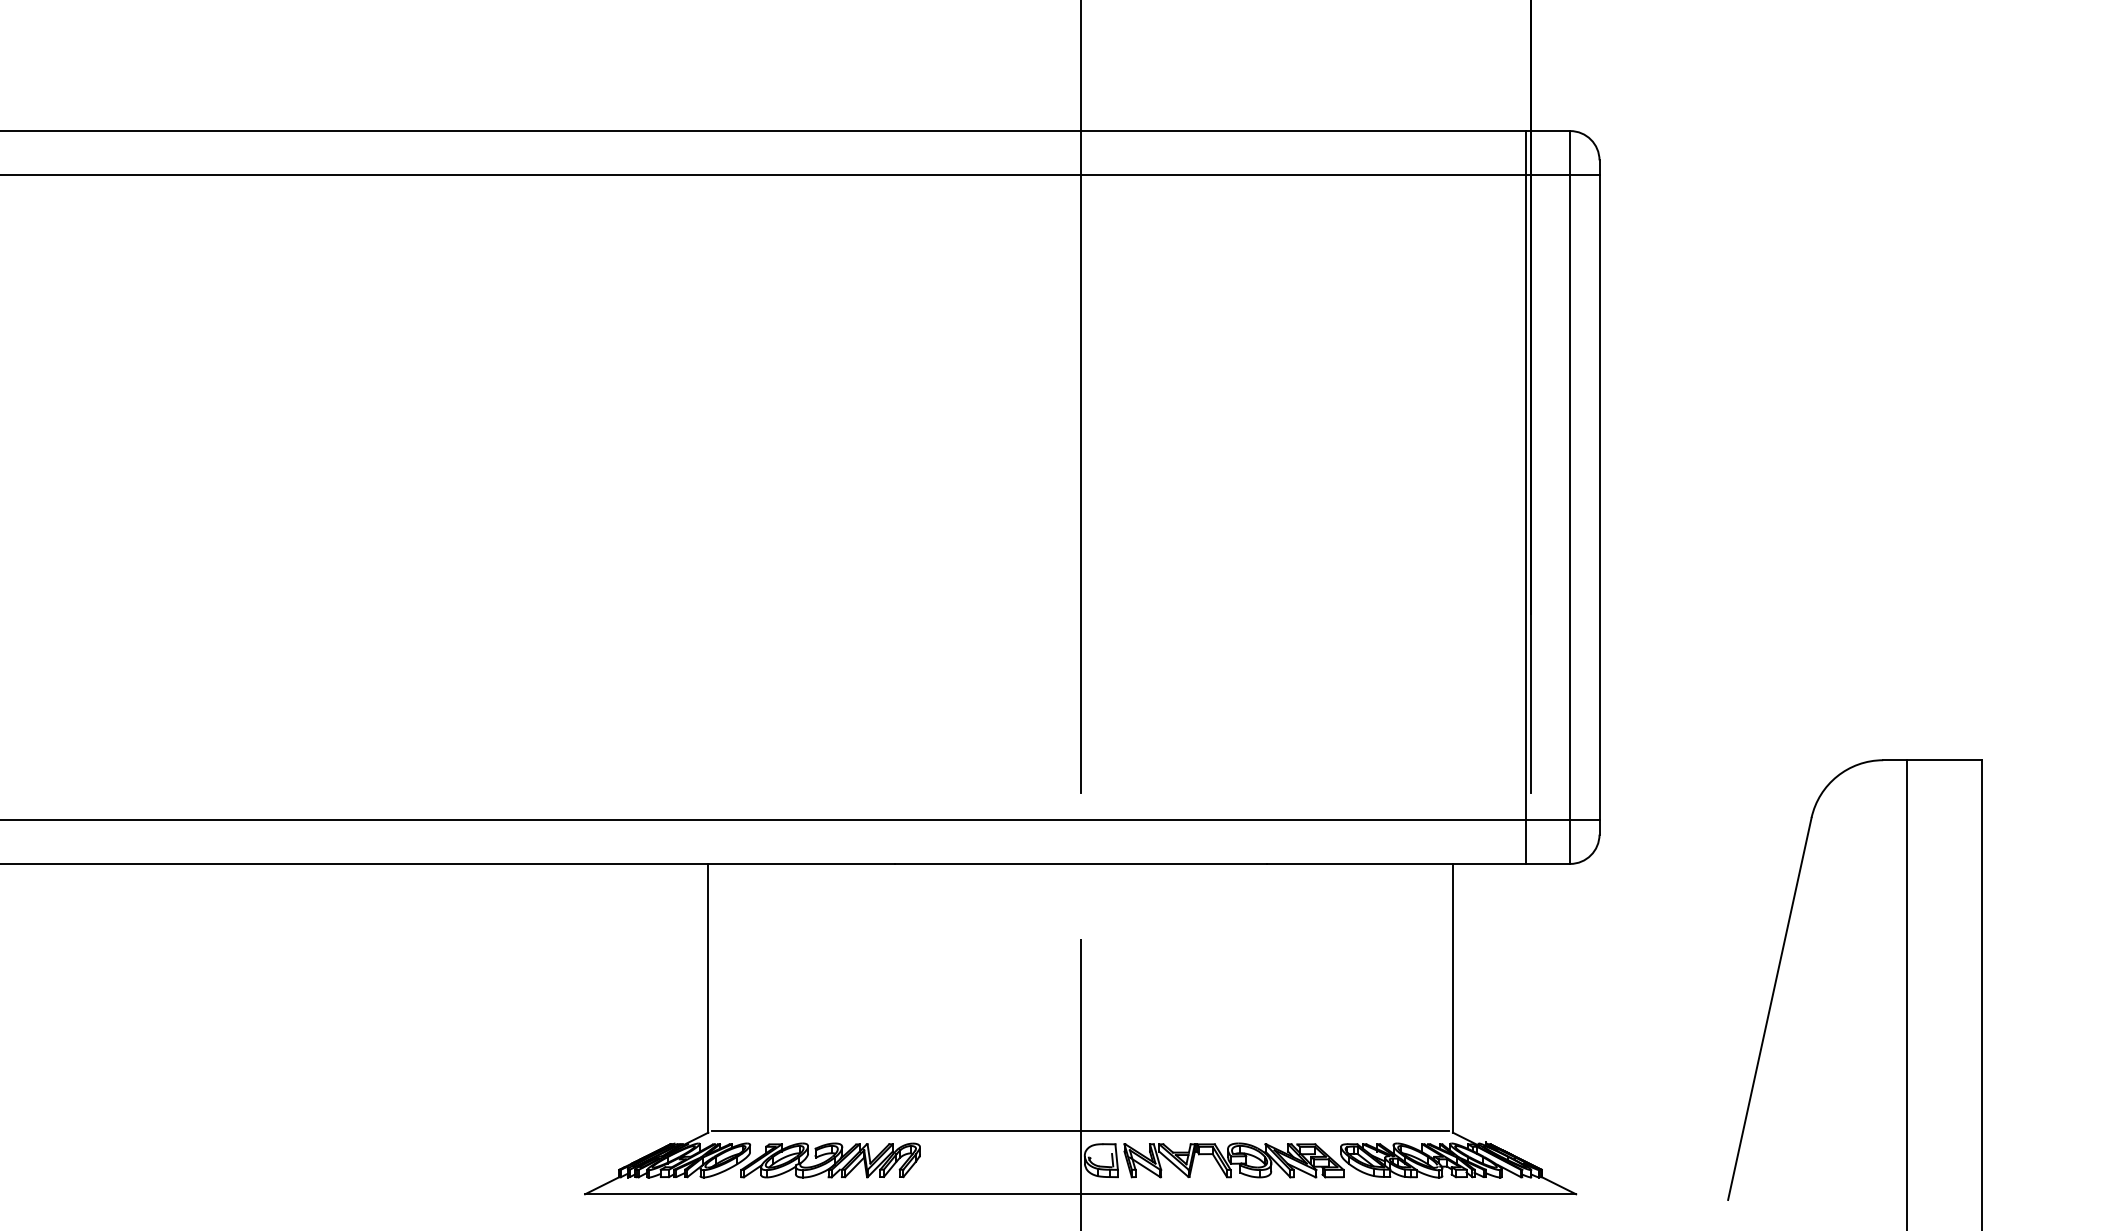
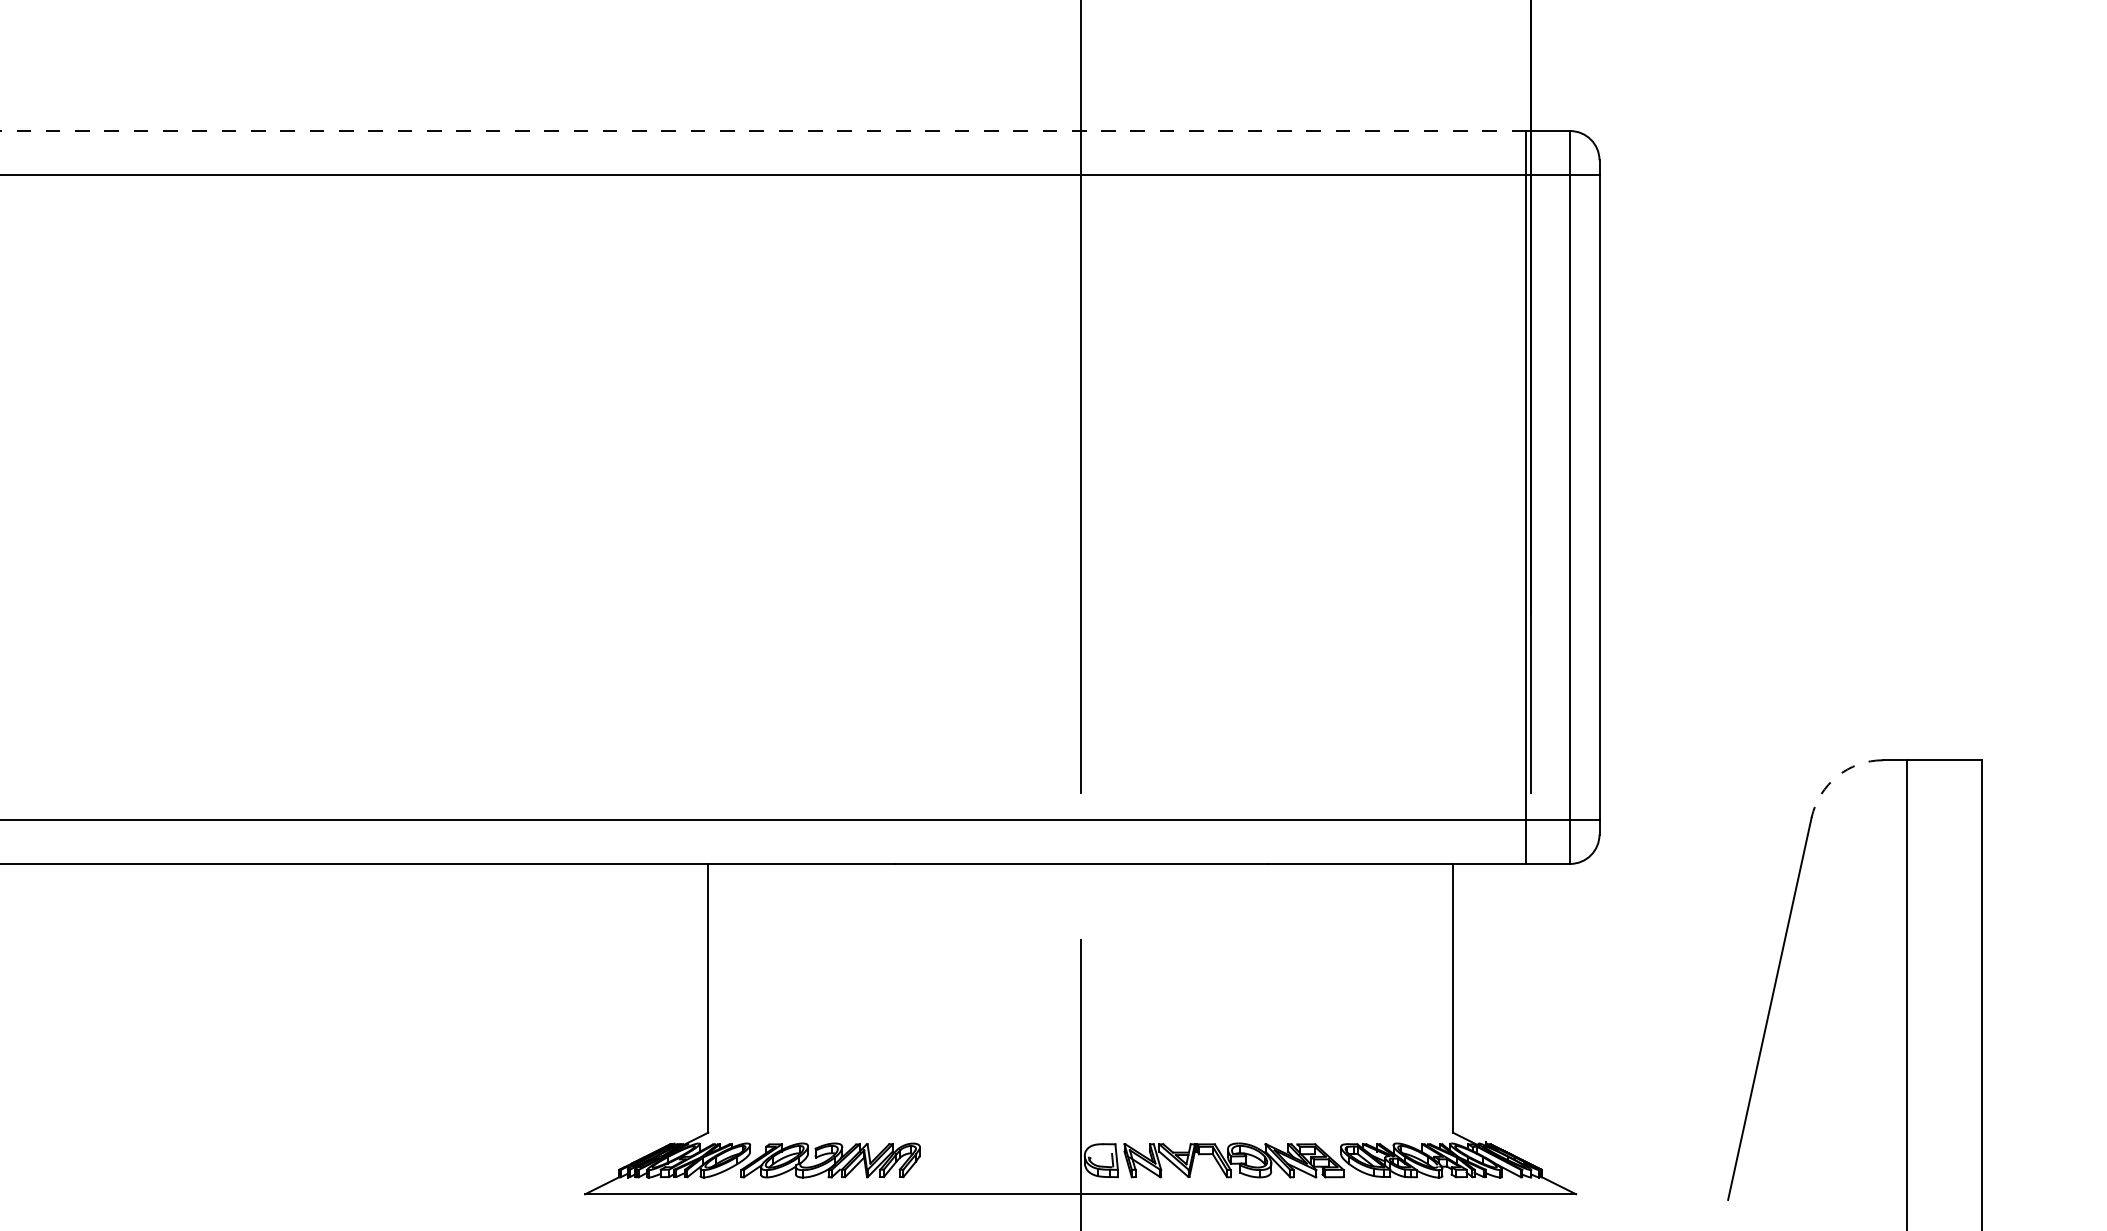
line: solid -> dashed (762, 131)
arc: solid -> dashed (1837, 776)
line: present -> none (1080, 1130)
